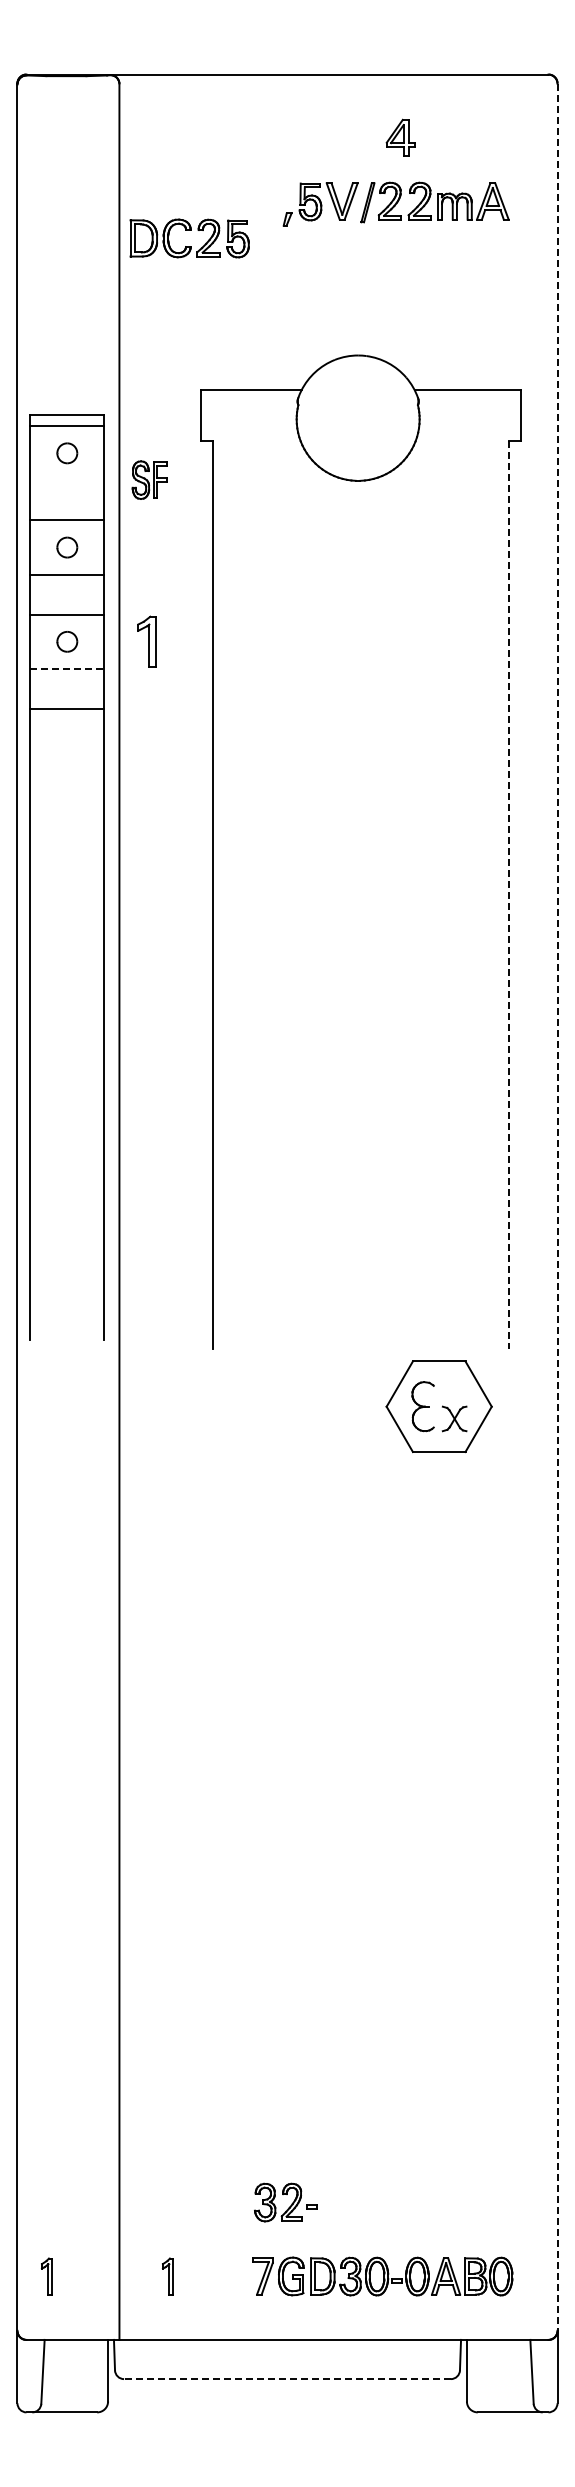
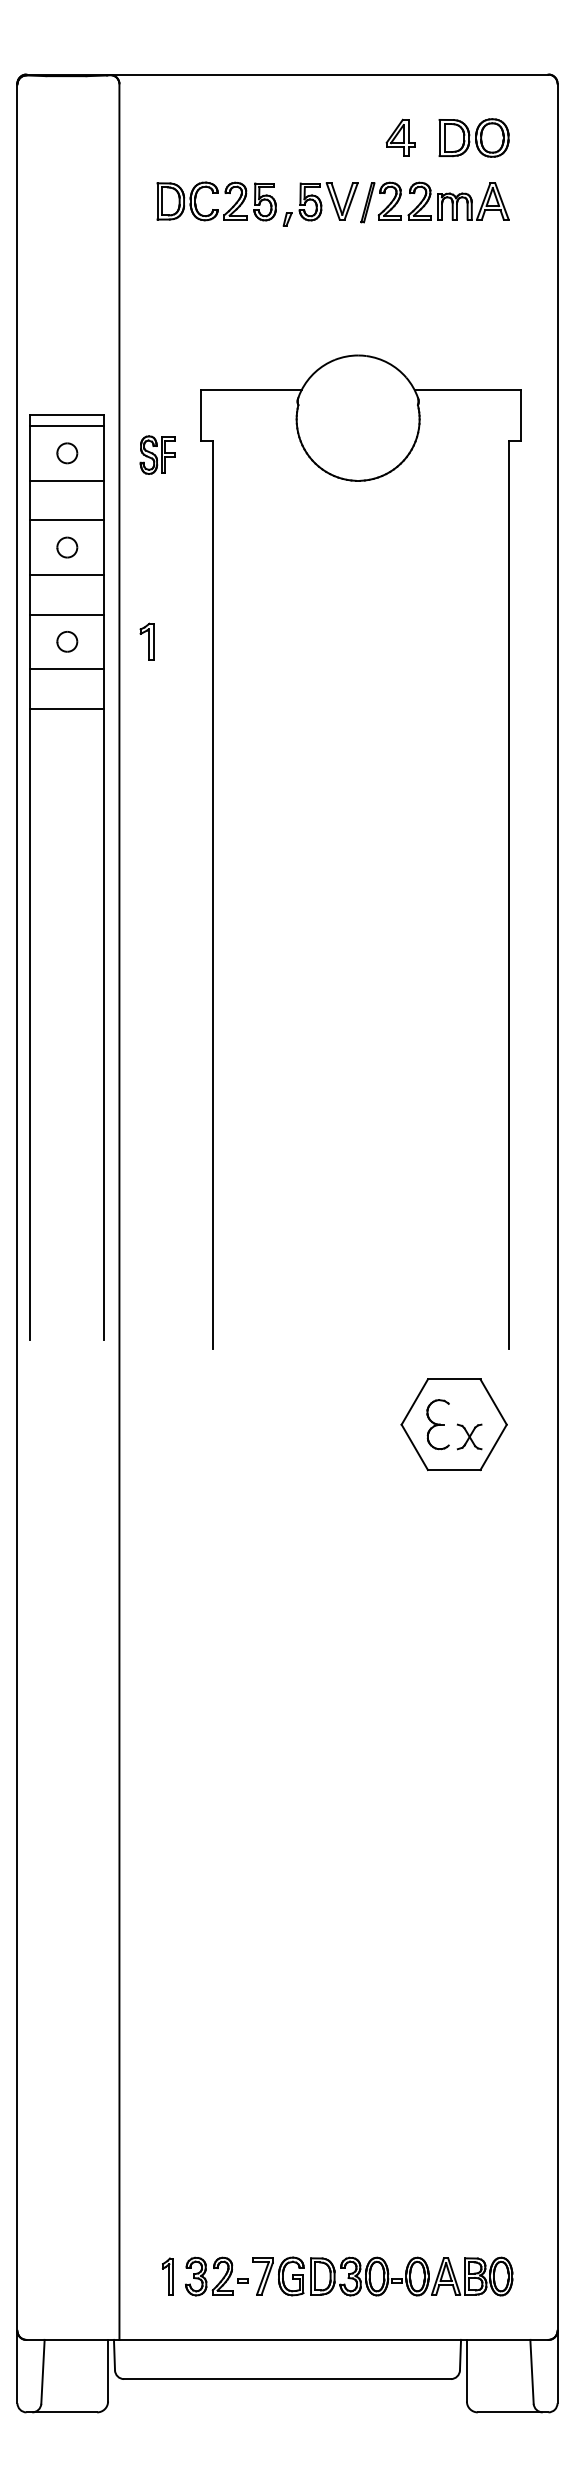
part: none -> present (473, 137)
part position: (189, 230) -> (216, 193) (216, 193)
part position: (149, 479) -> (157, 454) (157, 454)
line: none -> present (66, 480)
part size: 20x53 px -> 16x39 px (146, 641)
line: dashed -> solid (66, 669)
line: dashed -> solid (508, 895)
line: dashed -> solid (557, 1207)
part position: (438, 1406) -> (453, 1424) (453, 1424)
part position: (285, 2202) -> (216, 2276) (216, 2276)
part: present -> none (46, 2276)
line: dashed -> solid (286, 2379)
